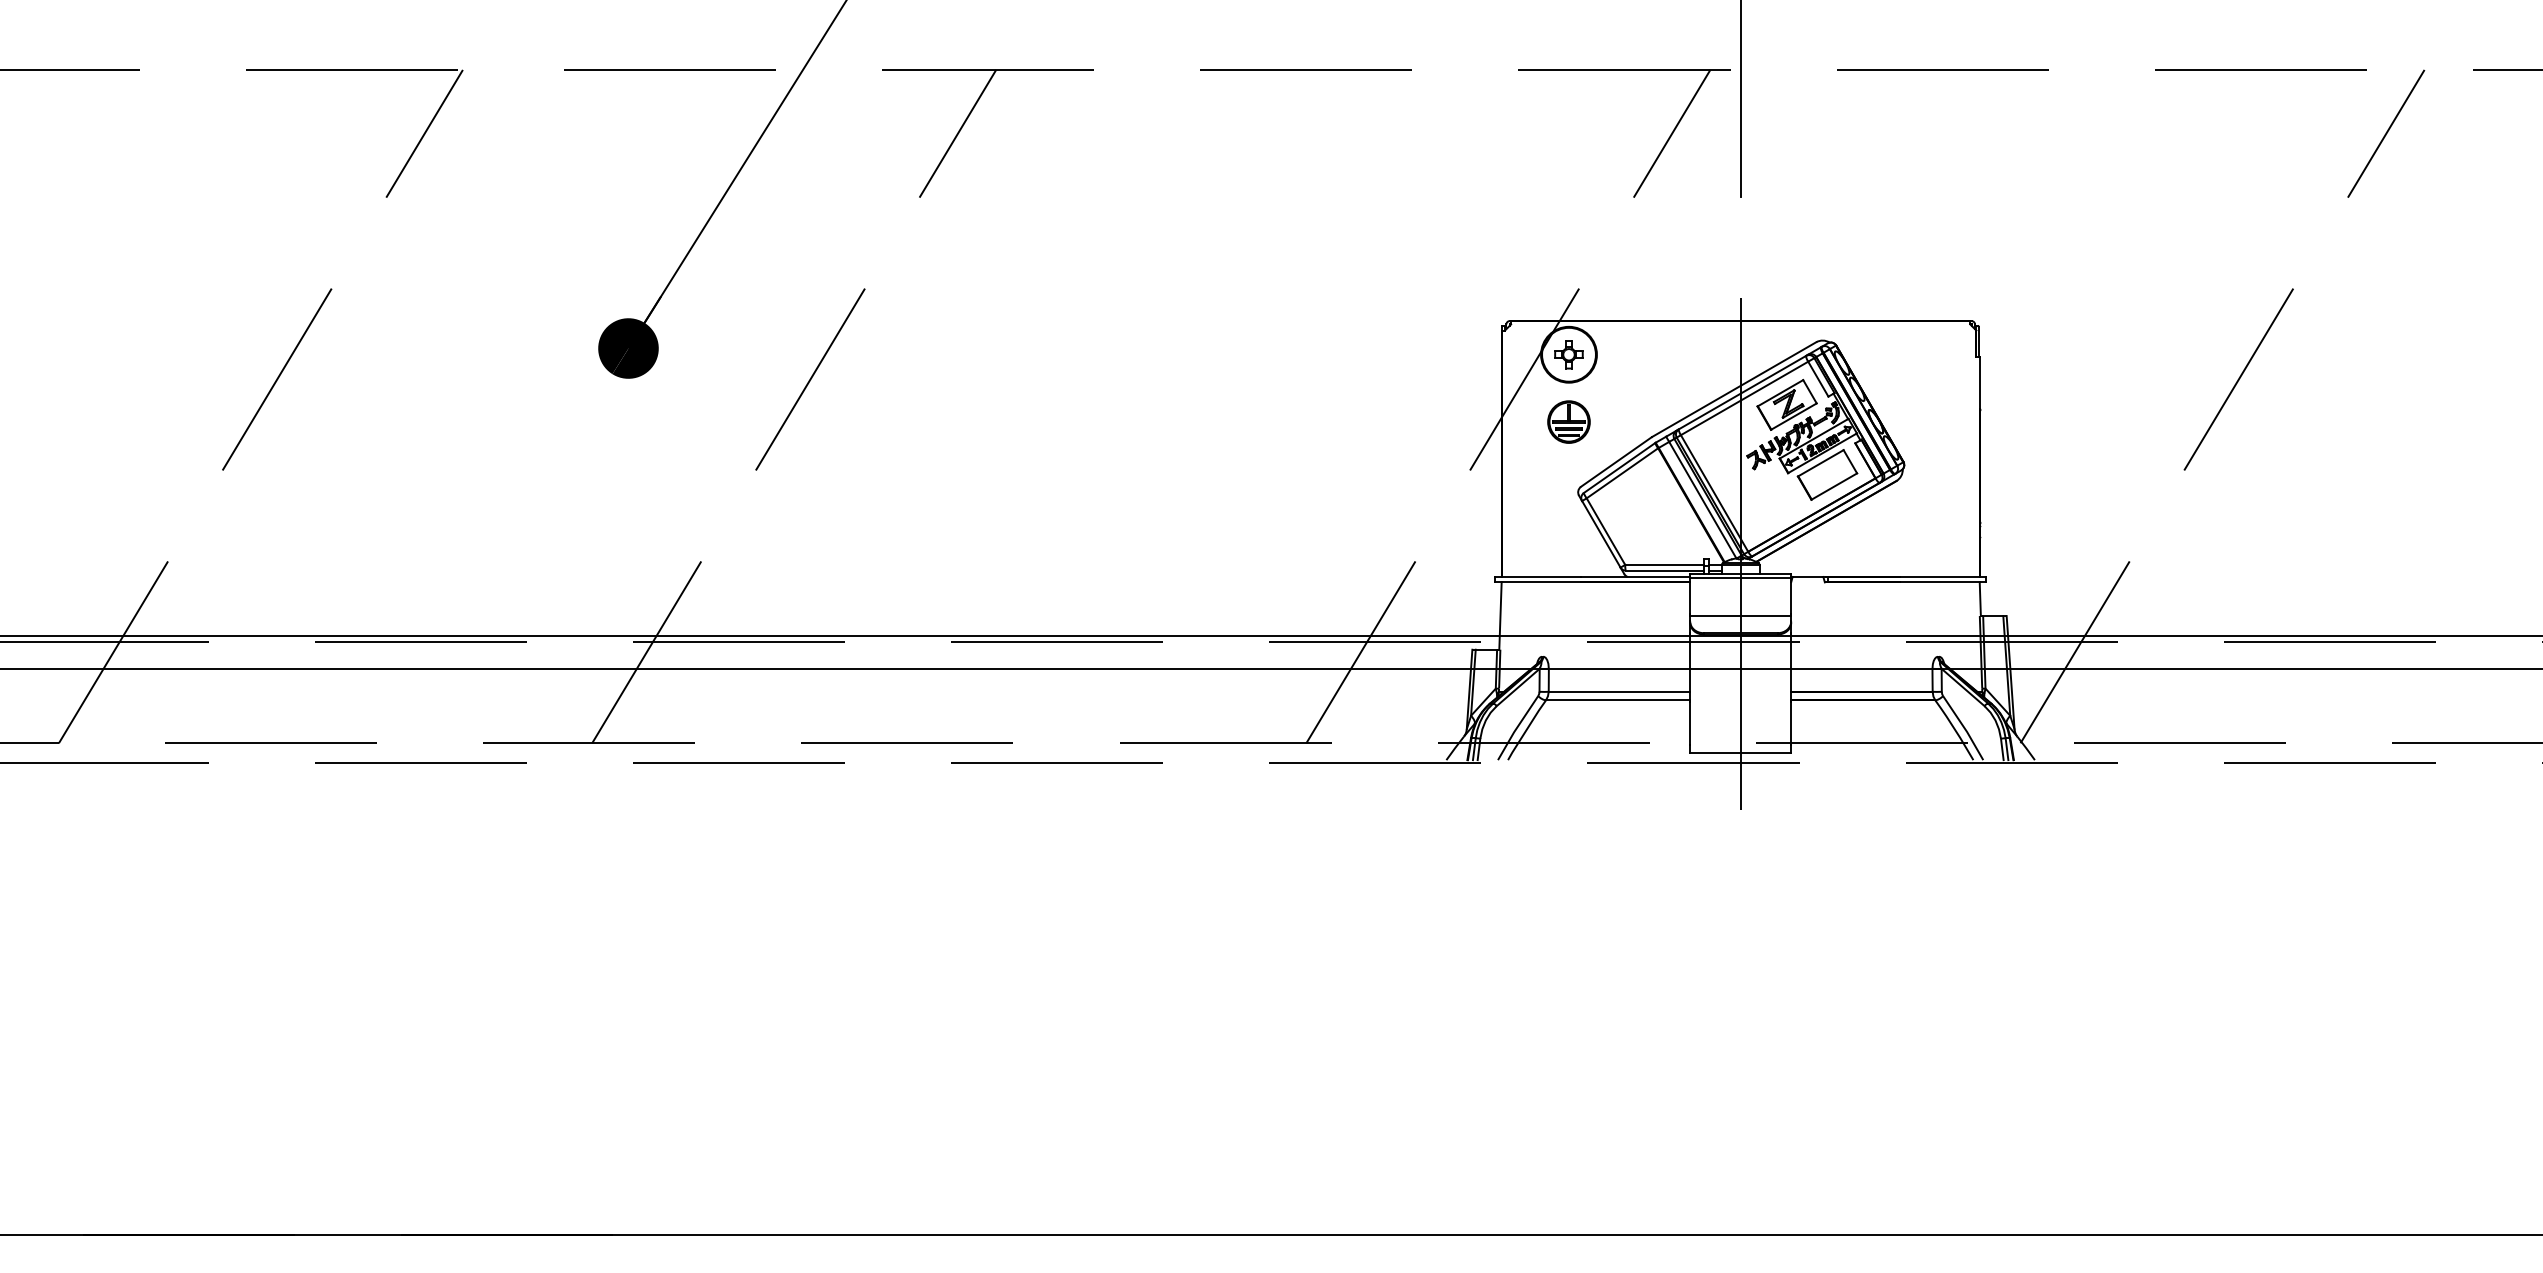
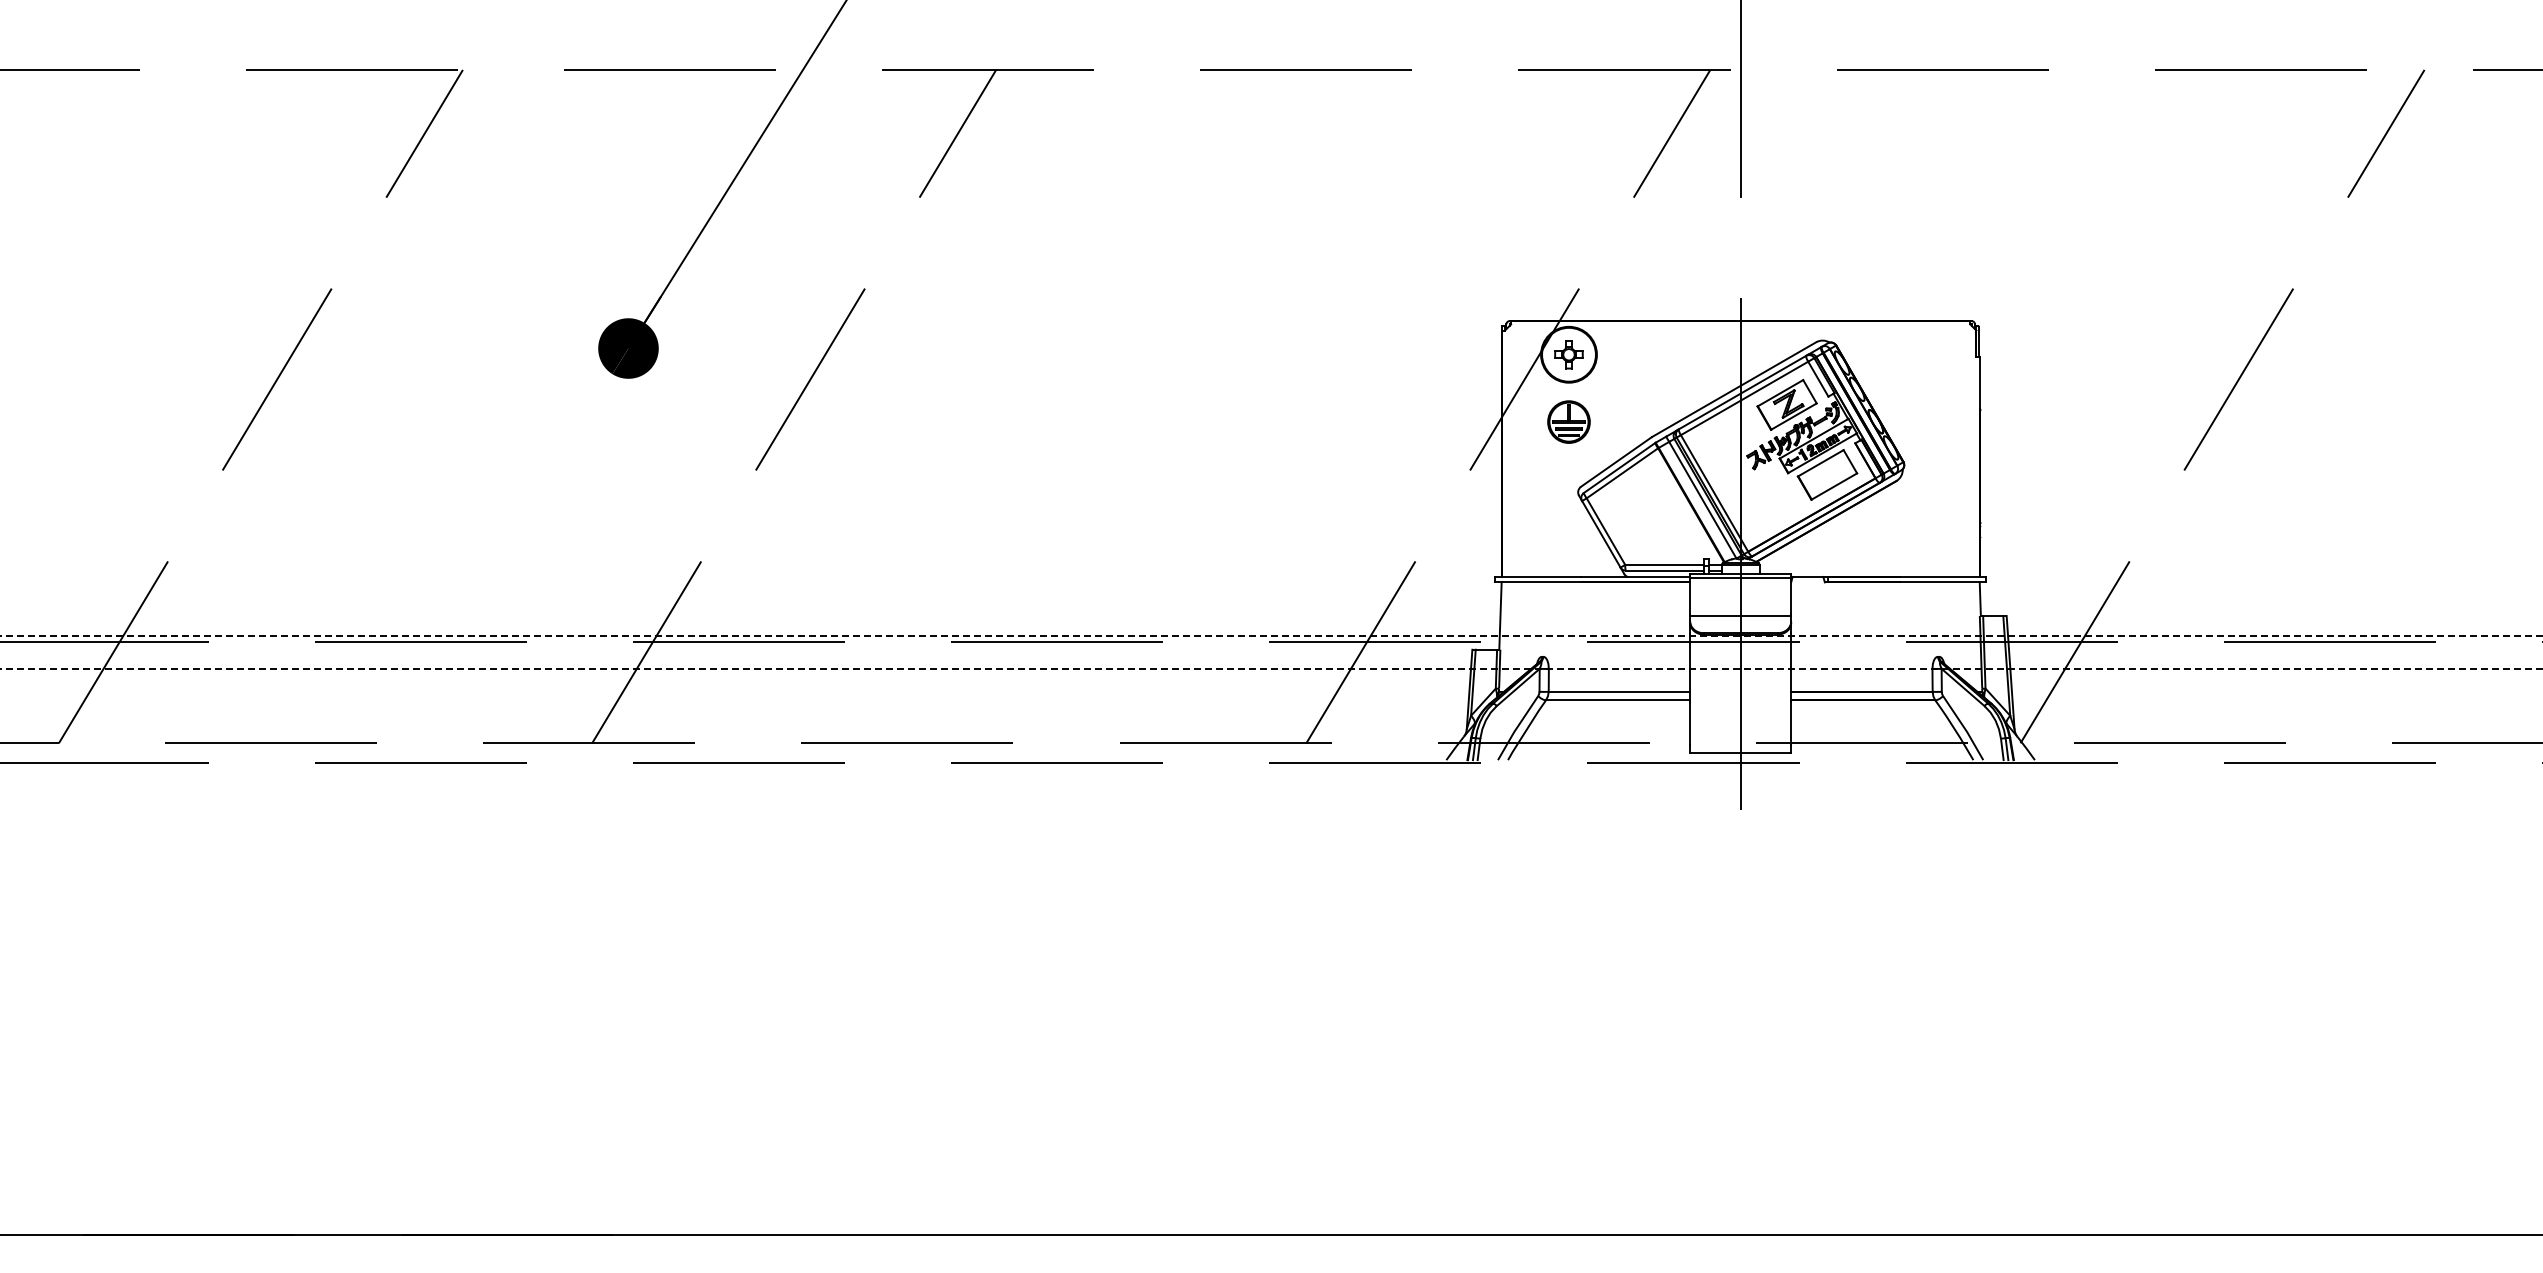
line: solid -> dashed (1271, 635)
line: solid -> dashed (1271, 669)
